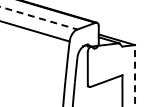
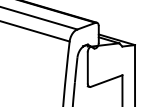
line: dashed -> solid (39, 18)
line: dashed -> solid (135, 76)
